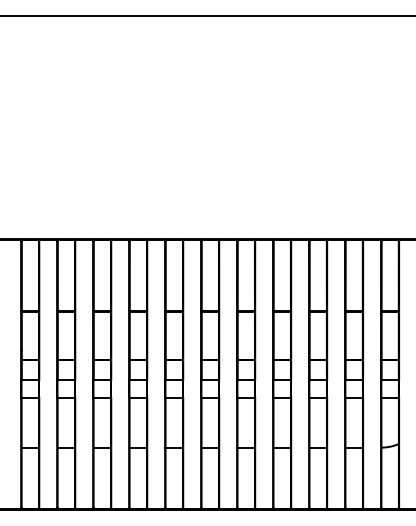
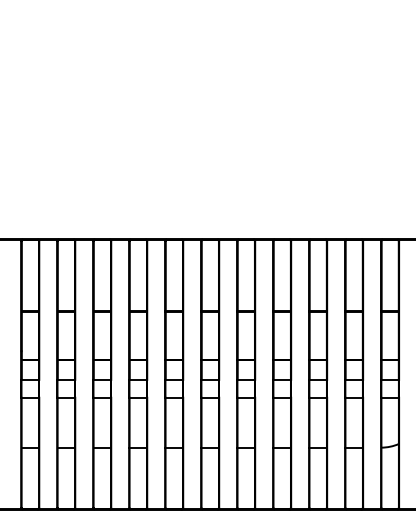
line: present -> none (207, 15)
